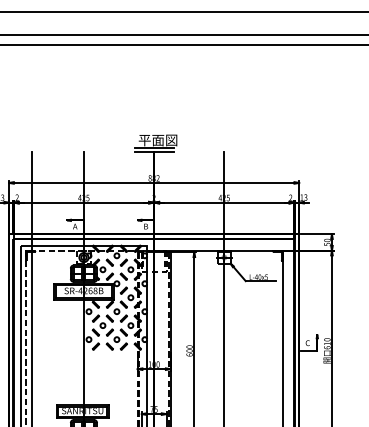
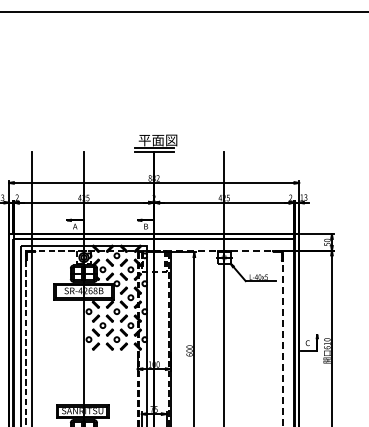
line: present -> none (183, 35)
line: present -> none (183, 45)
line: solid -> dashed (282, 273)
